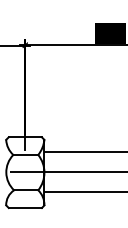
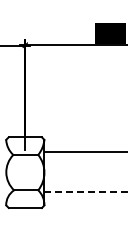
line: present -> none (63, 171)
line: solid -> dashed (86, 191)
